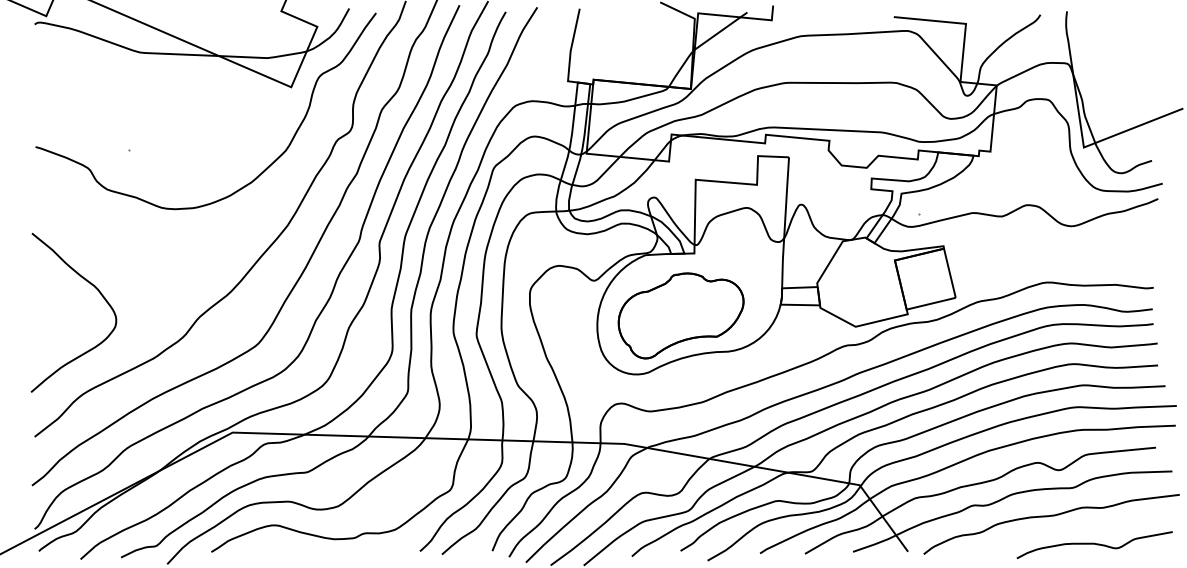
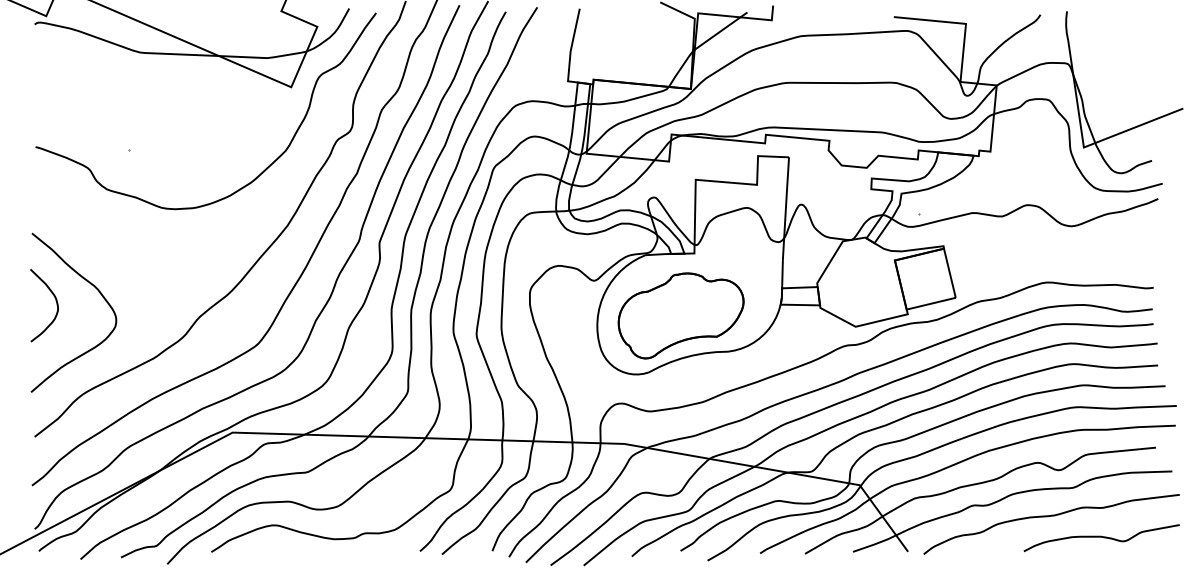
curve: none -> present (55, 301)
curve position: (1094, 544) -> (1101, 537) (1101, 537)
